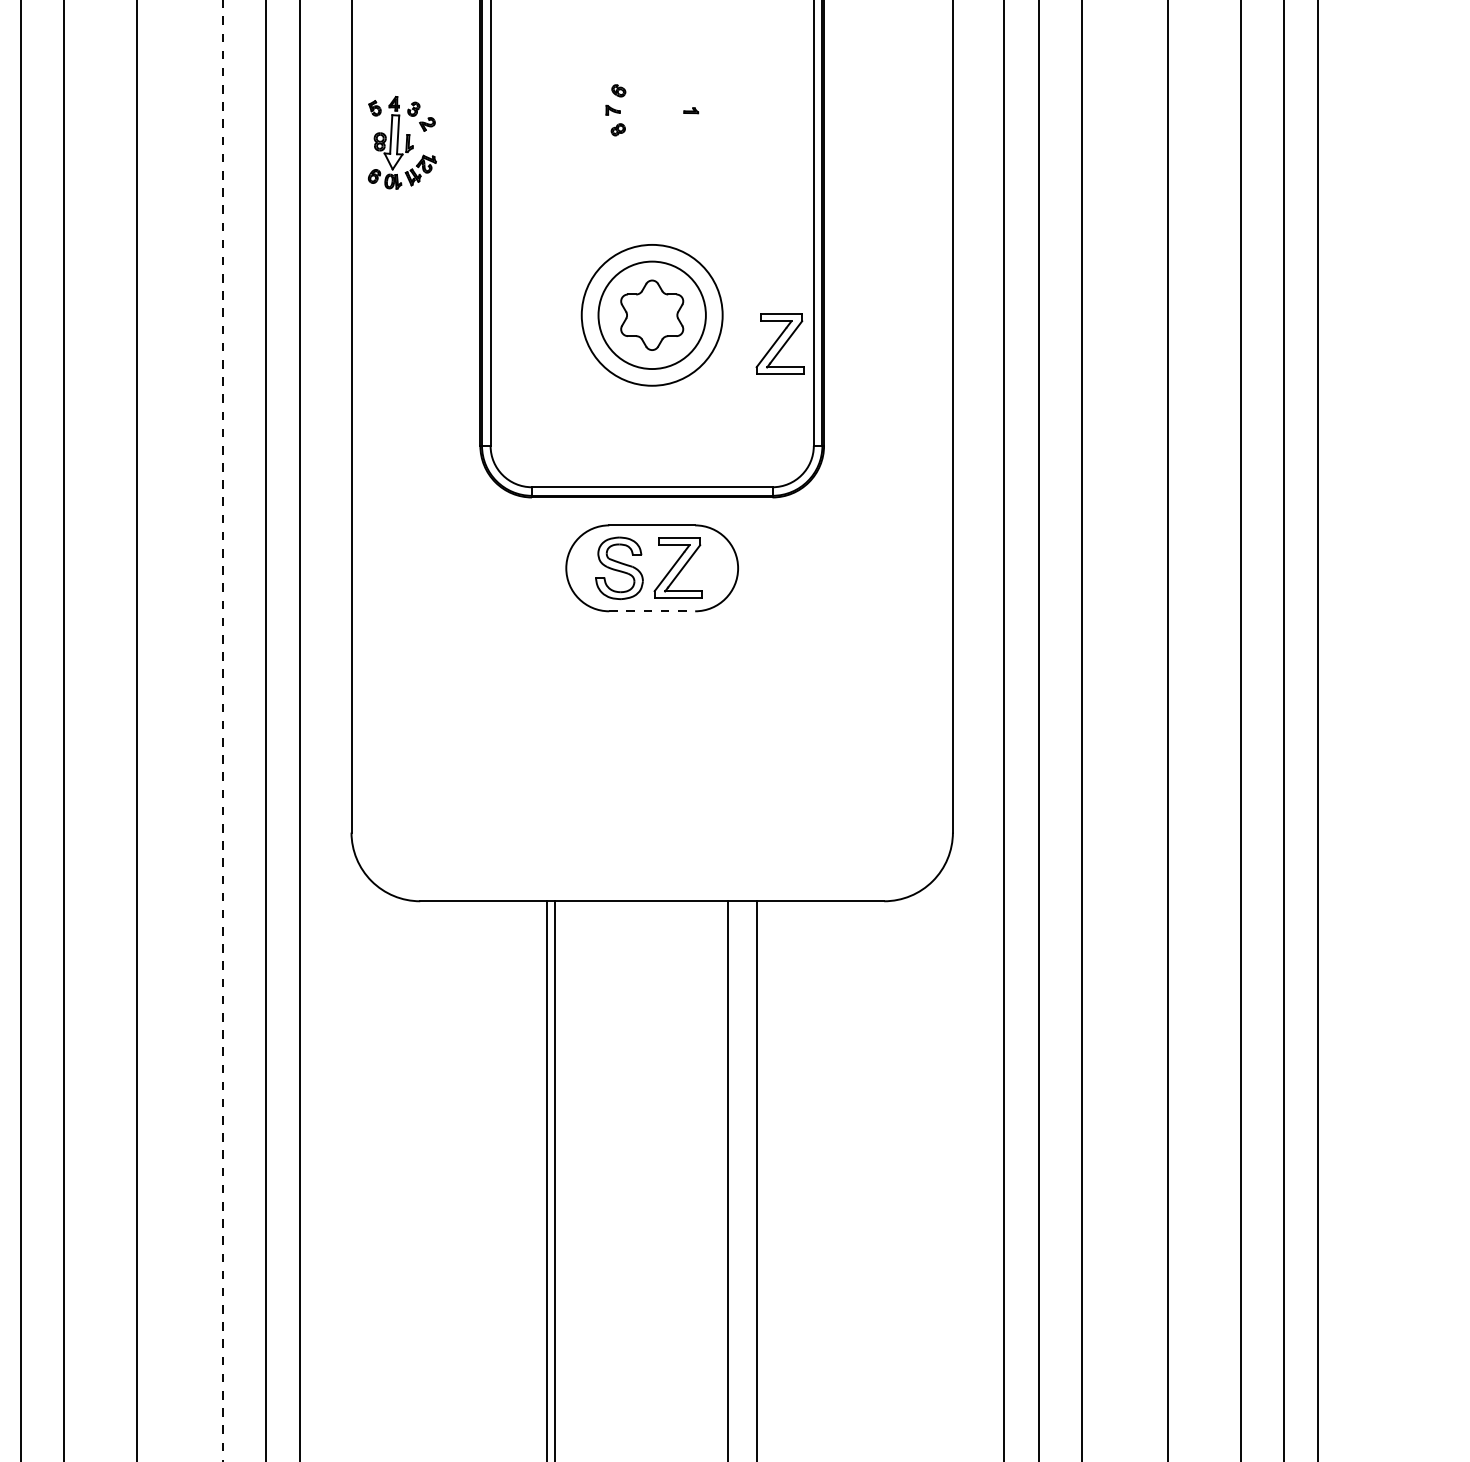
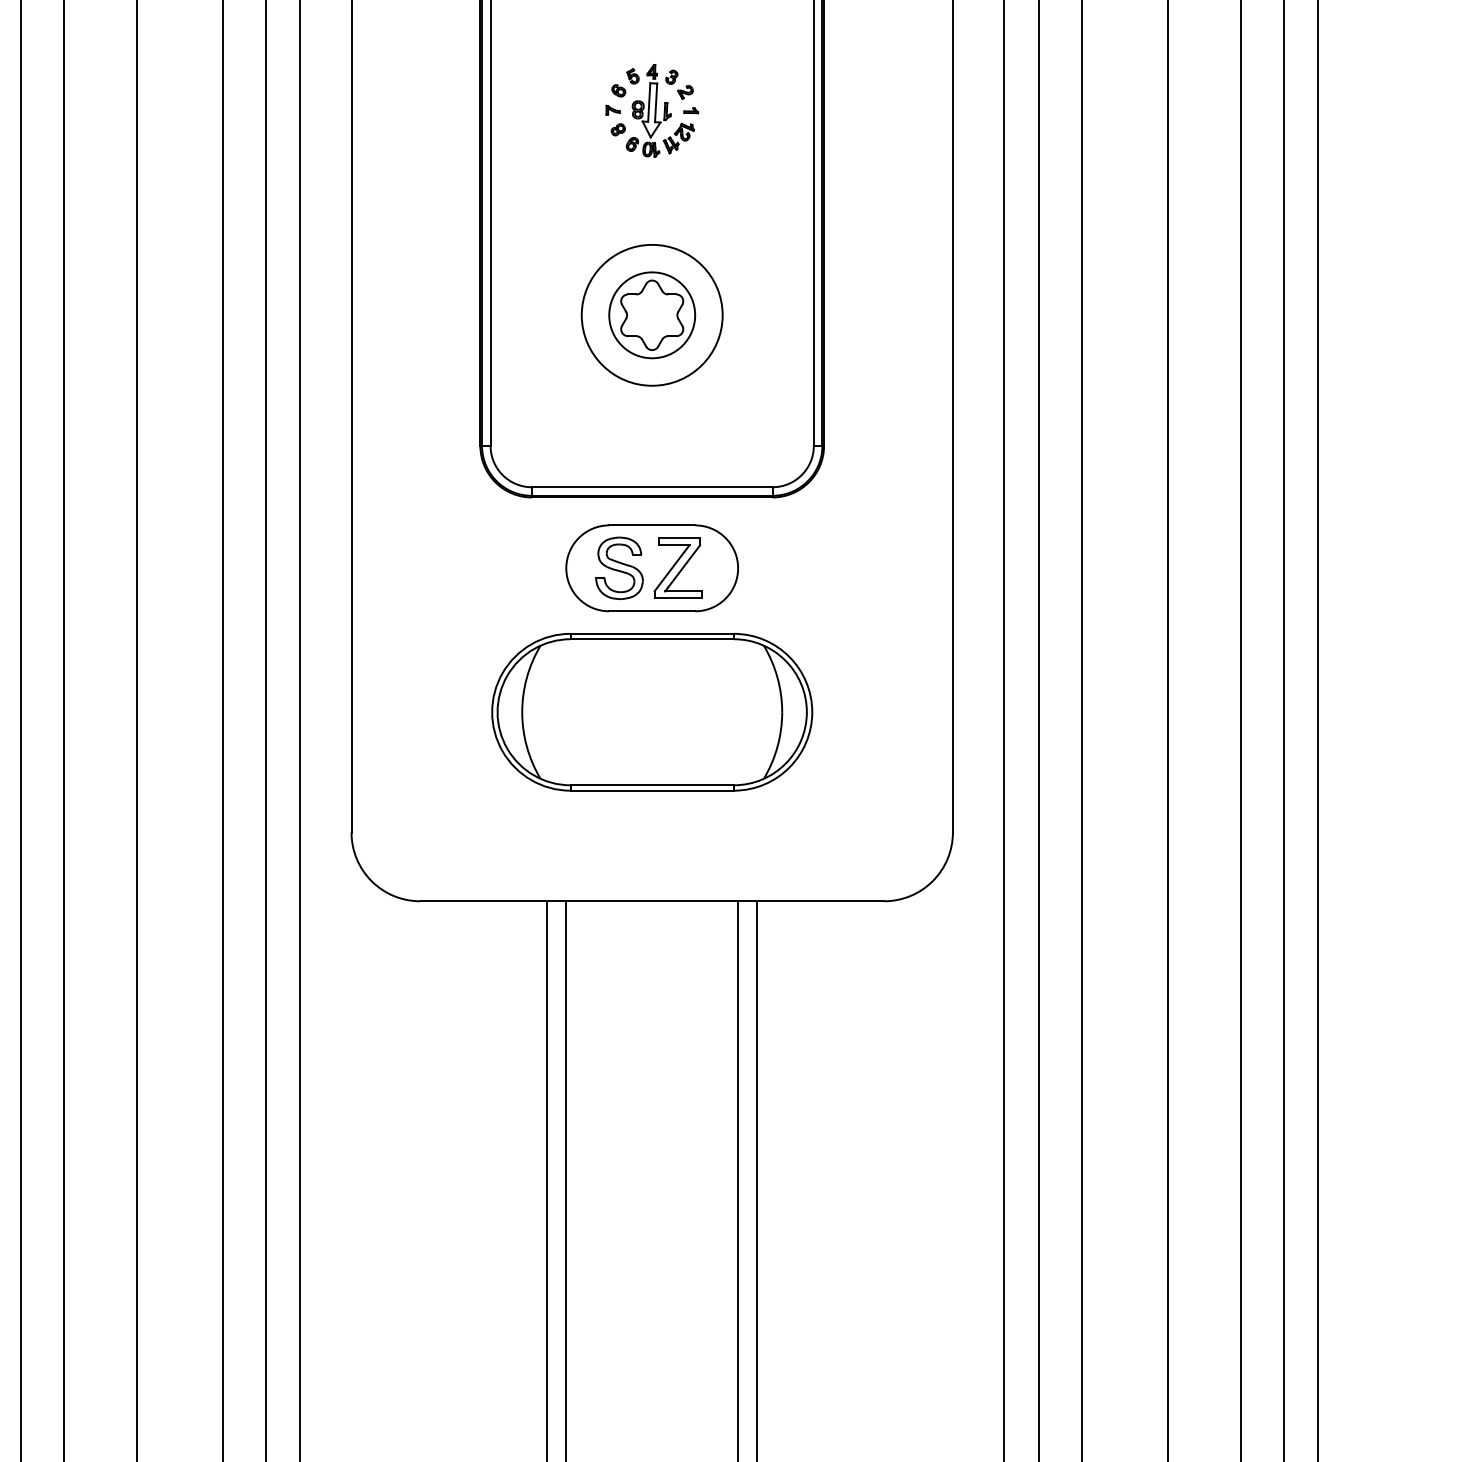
part position: (401, 142) -> (659, 110) (659, 110)
circle diameter: 107 px -> 86 px (652, 315)
part: present -> none (779, 343)
line: dashed -> solid (652, 611)
part: none -> present (652, 711)
line: dashed -> solid (222, 731)
line position: (555, 1179) -> (566, 1179) (566, 1179)
line position: (728, 1179) -> (738, 1179) (738, 1179)
